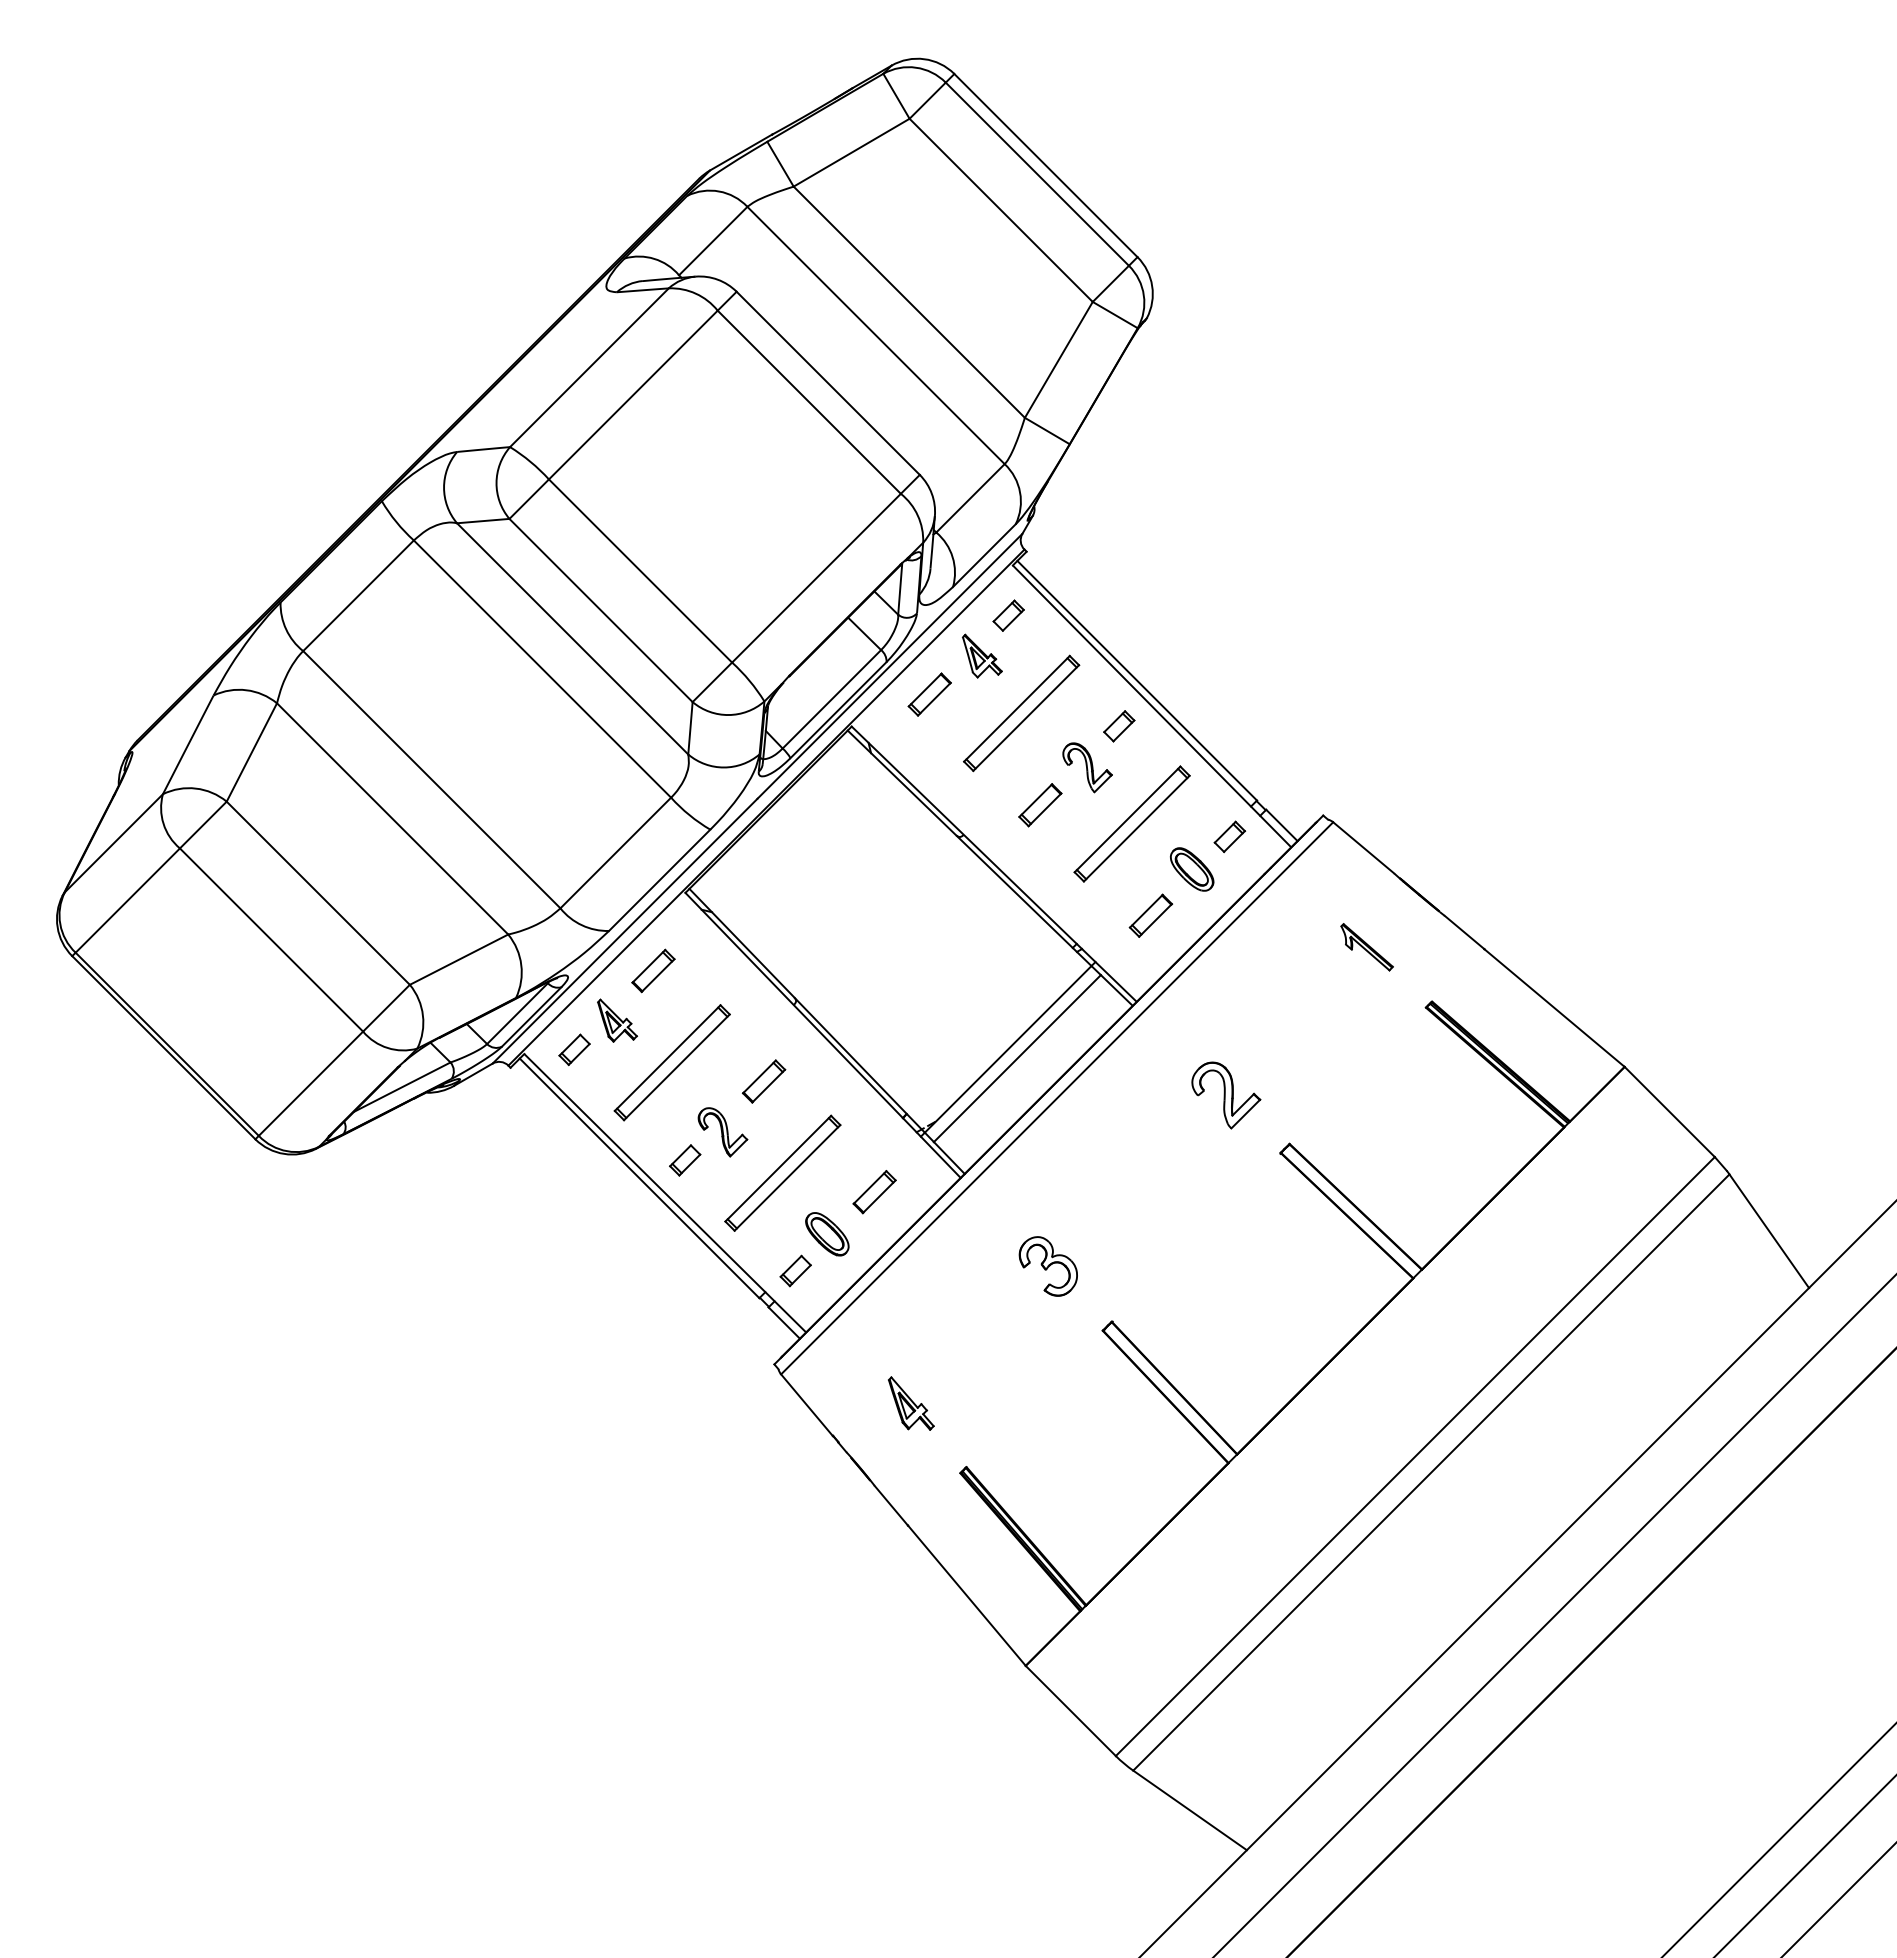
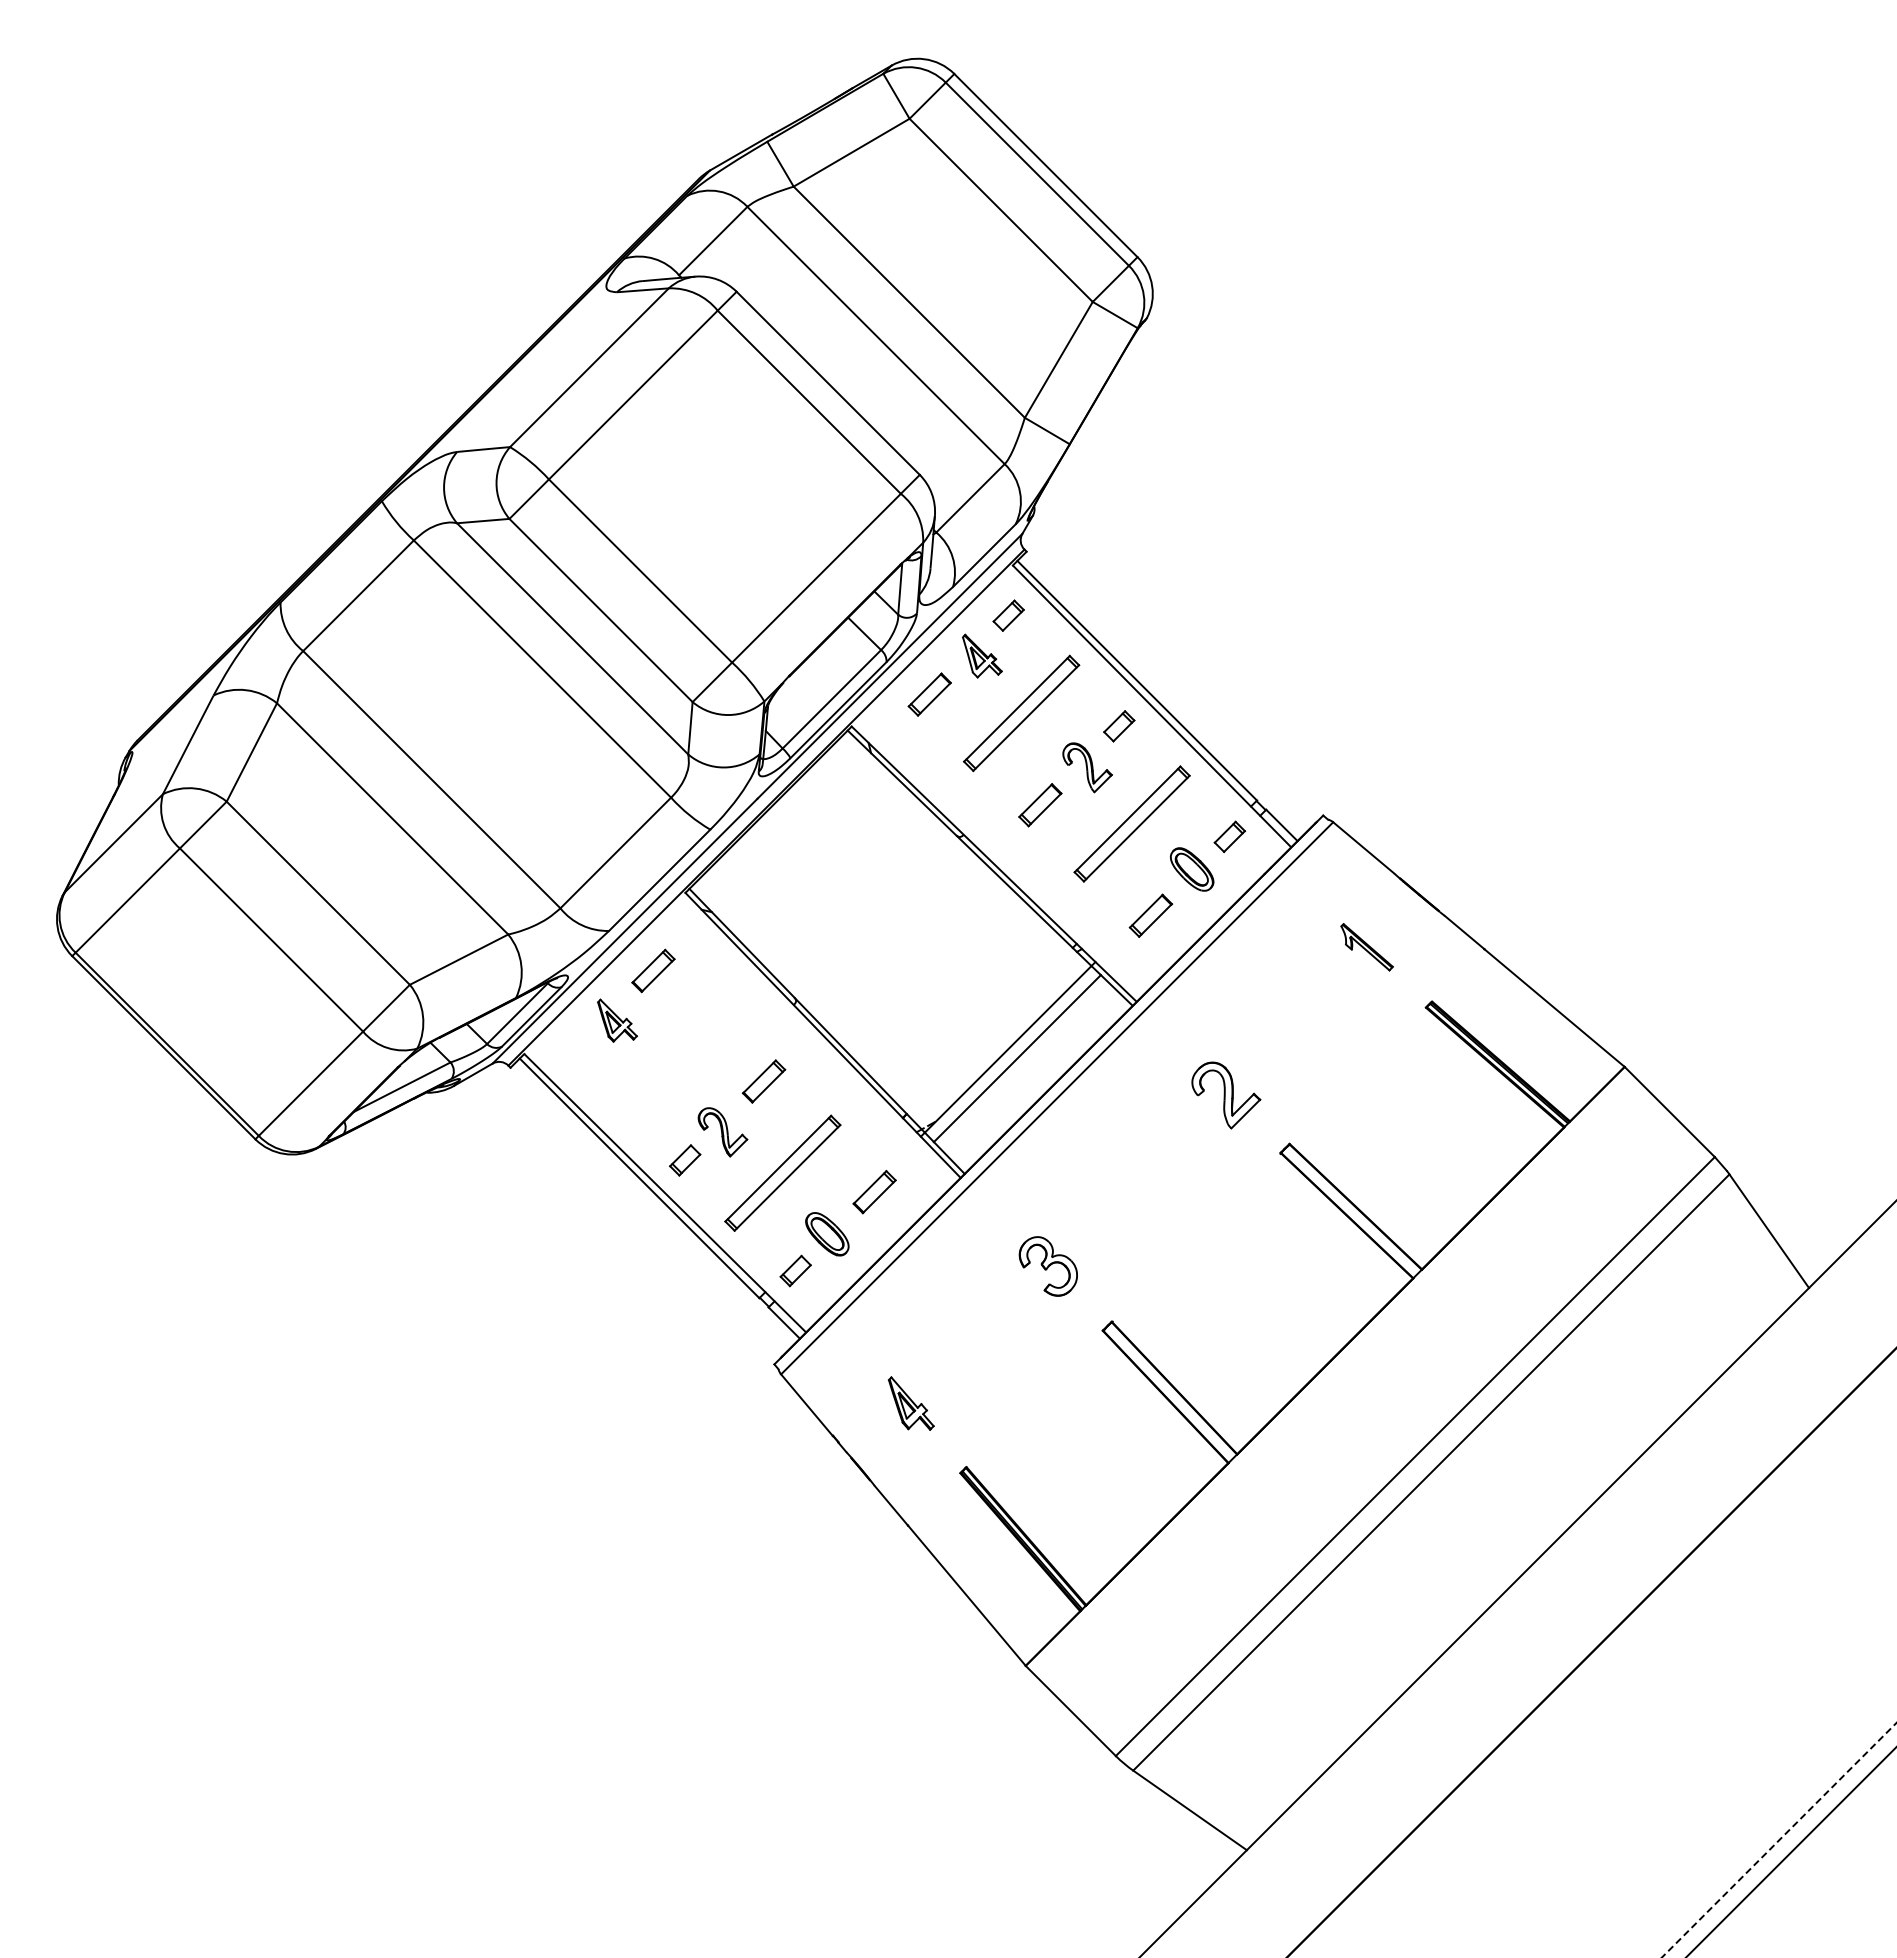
part: present -> none (574, 1049)
part: present -> none (671, 1062)
line: present -> none (1554, 1615)
line: solid -> dashed (1779, 1840)
line position: (1805, 1866) -> (1791, 1852) (1791, 1852)
line: present -> none (1838, 1899)
